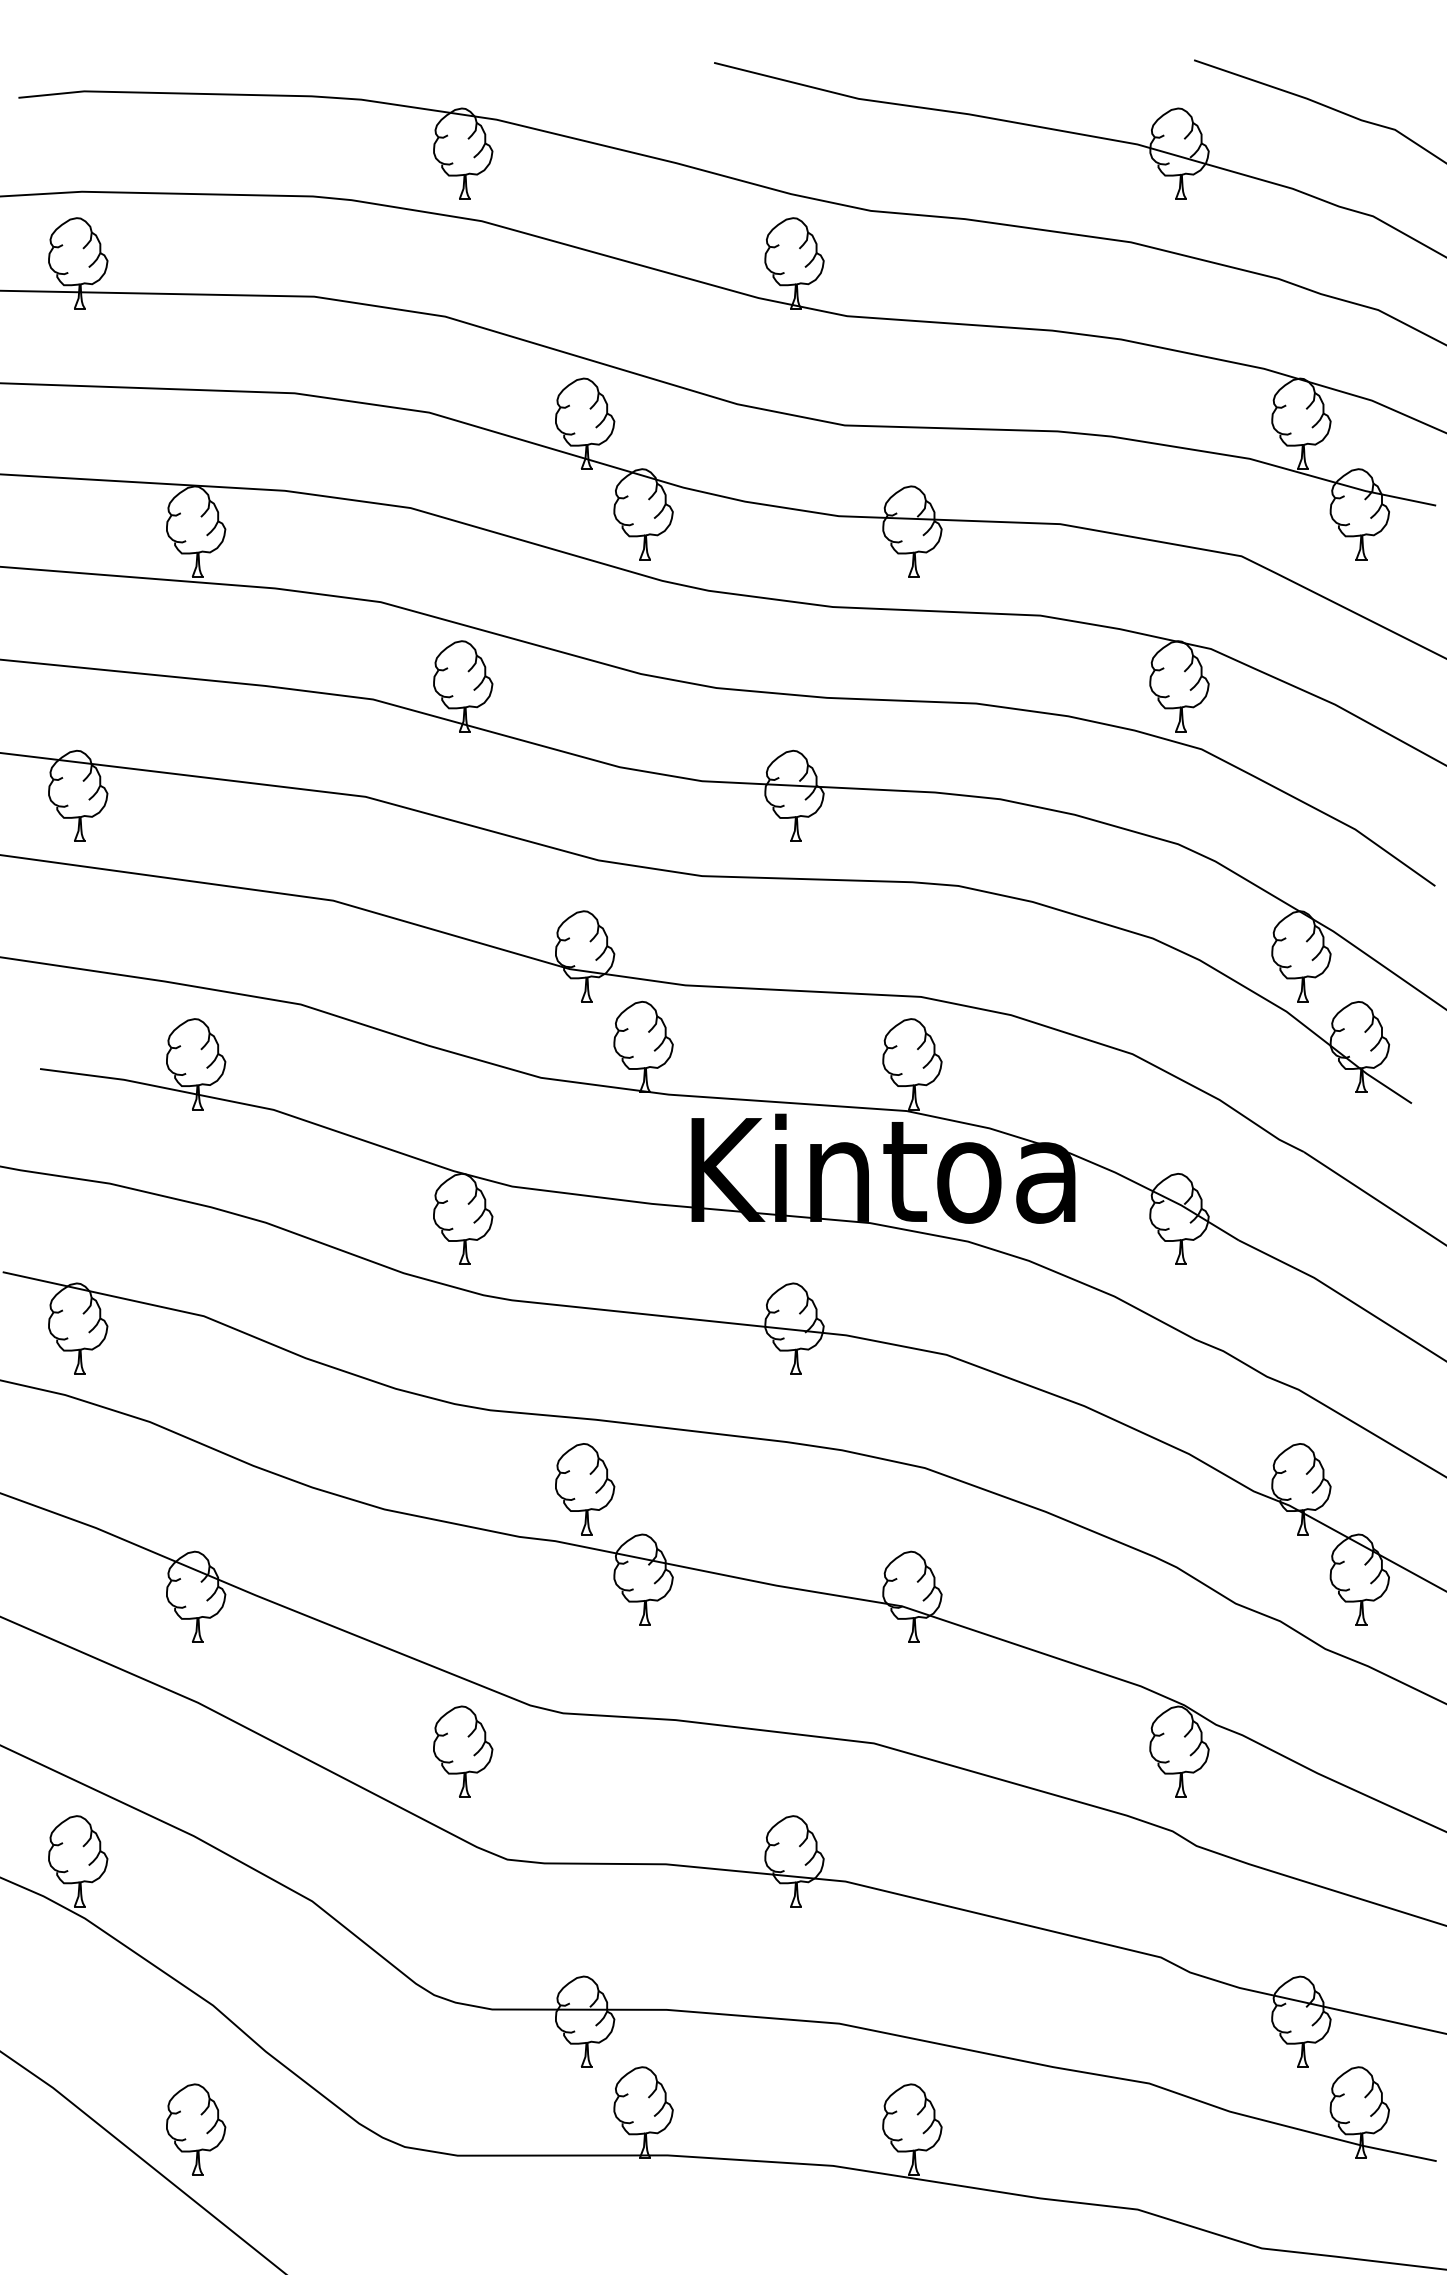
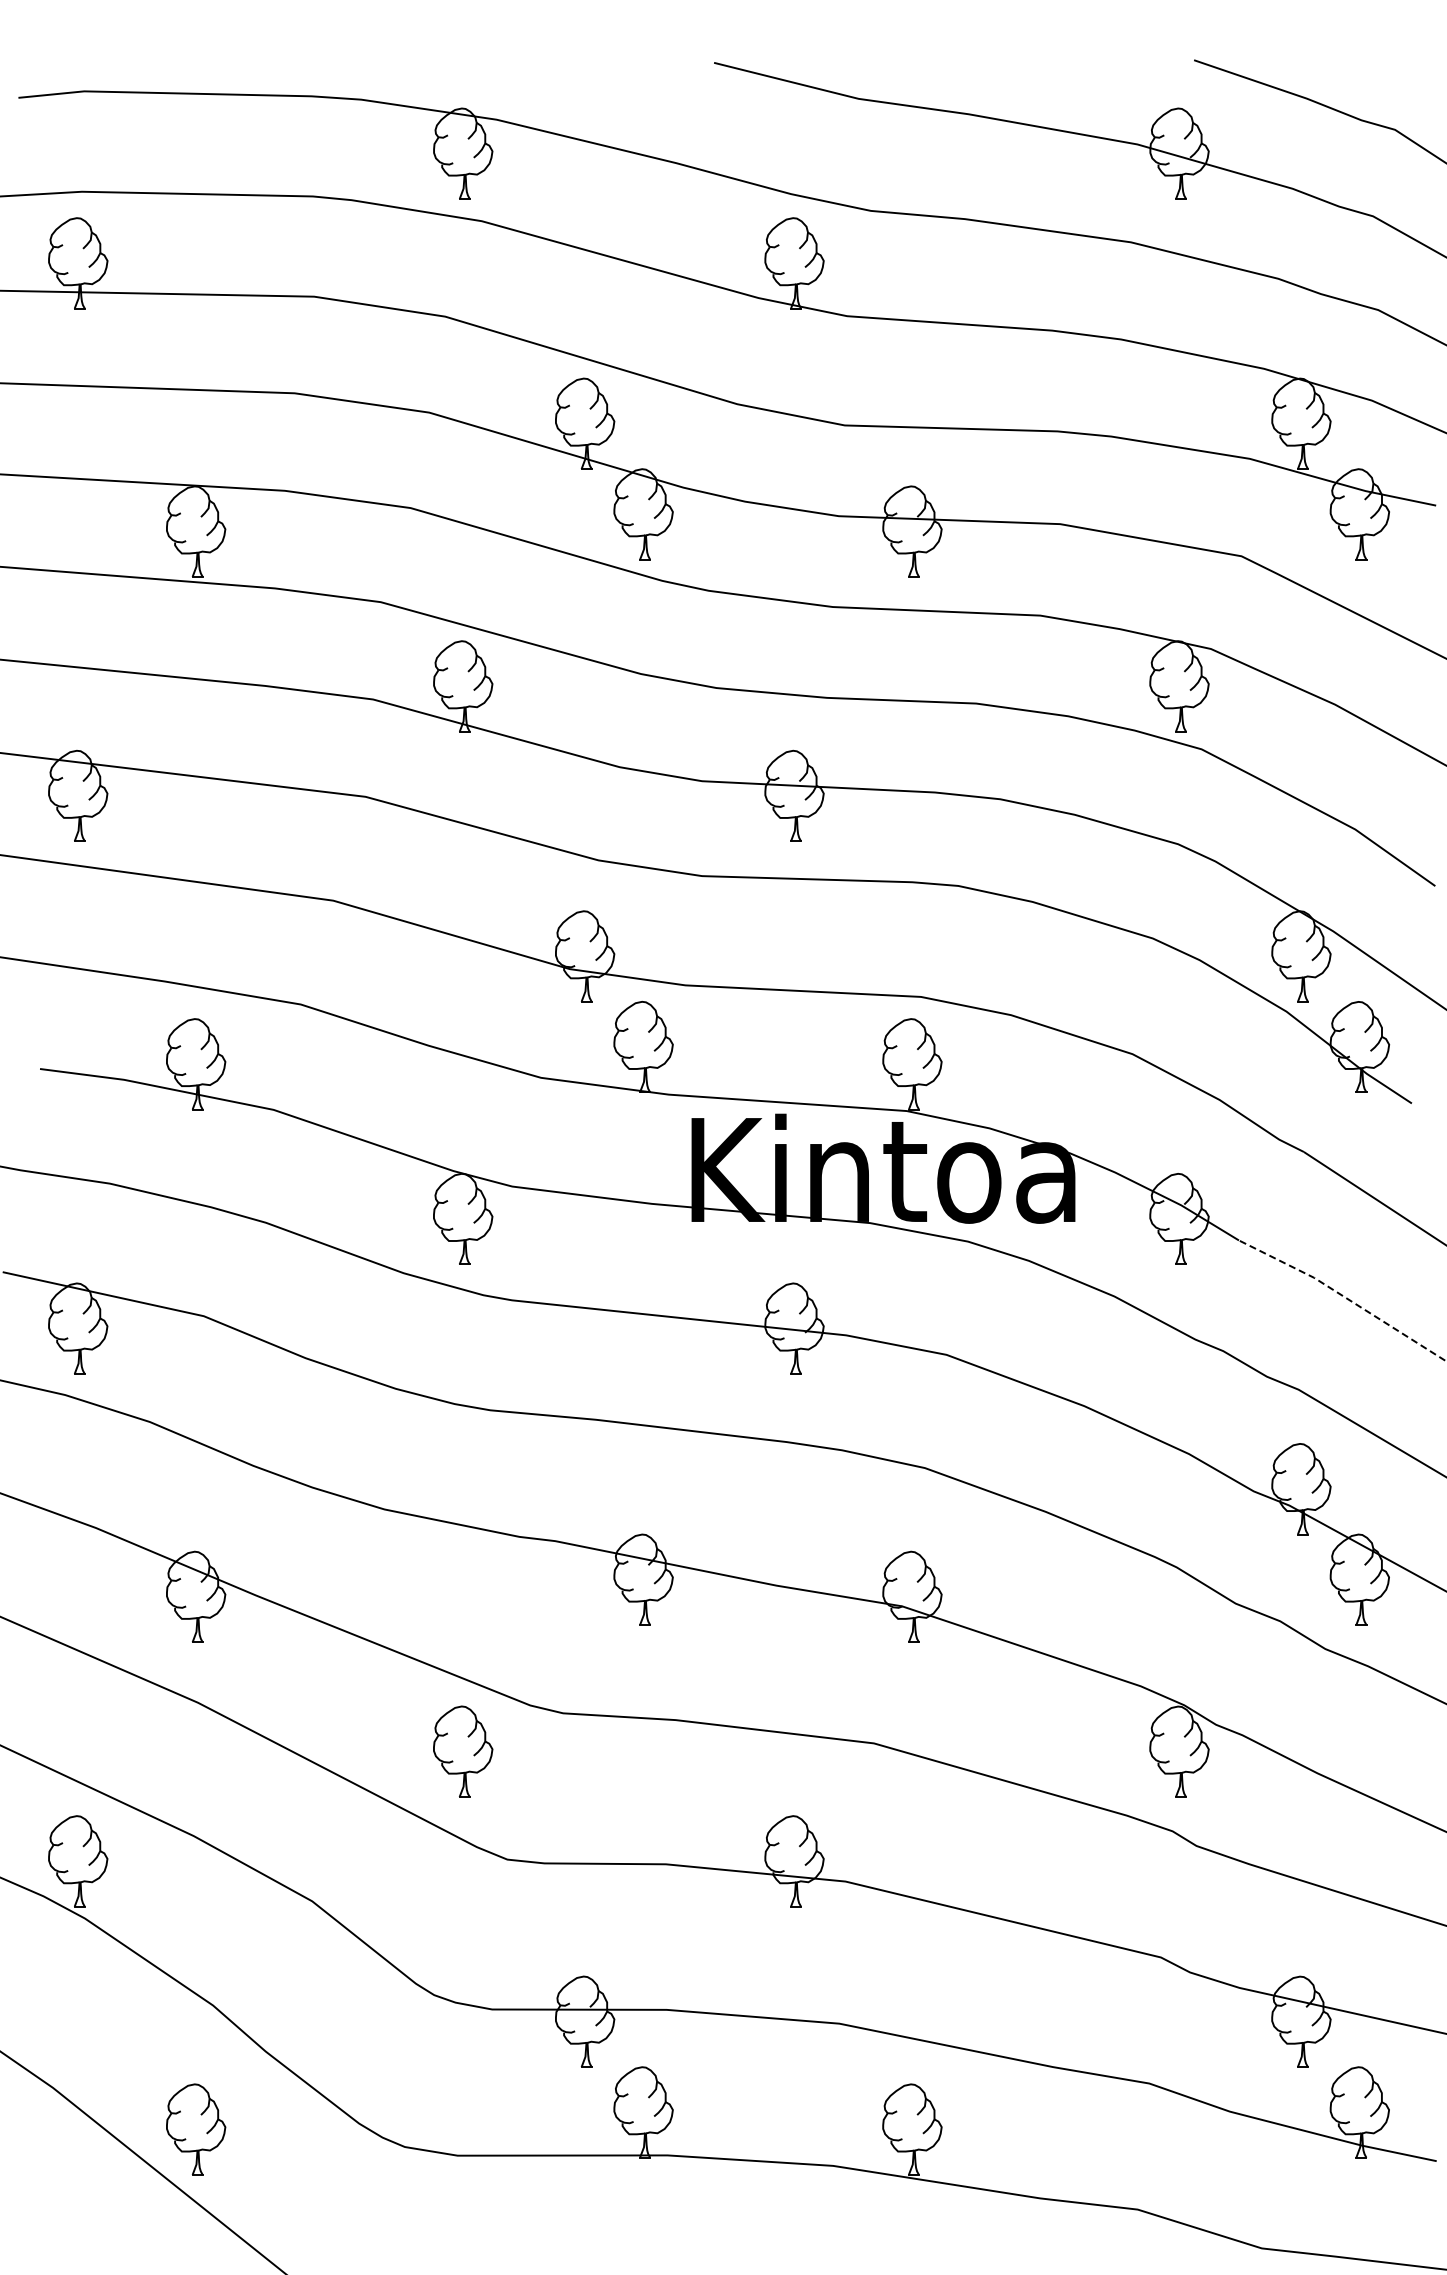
line: solid -> dashed (1344, 1297)
part: present -> none (585, 1489)
